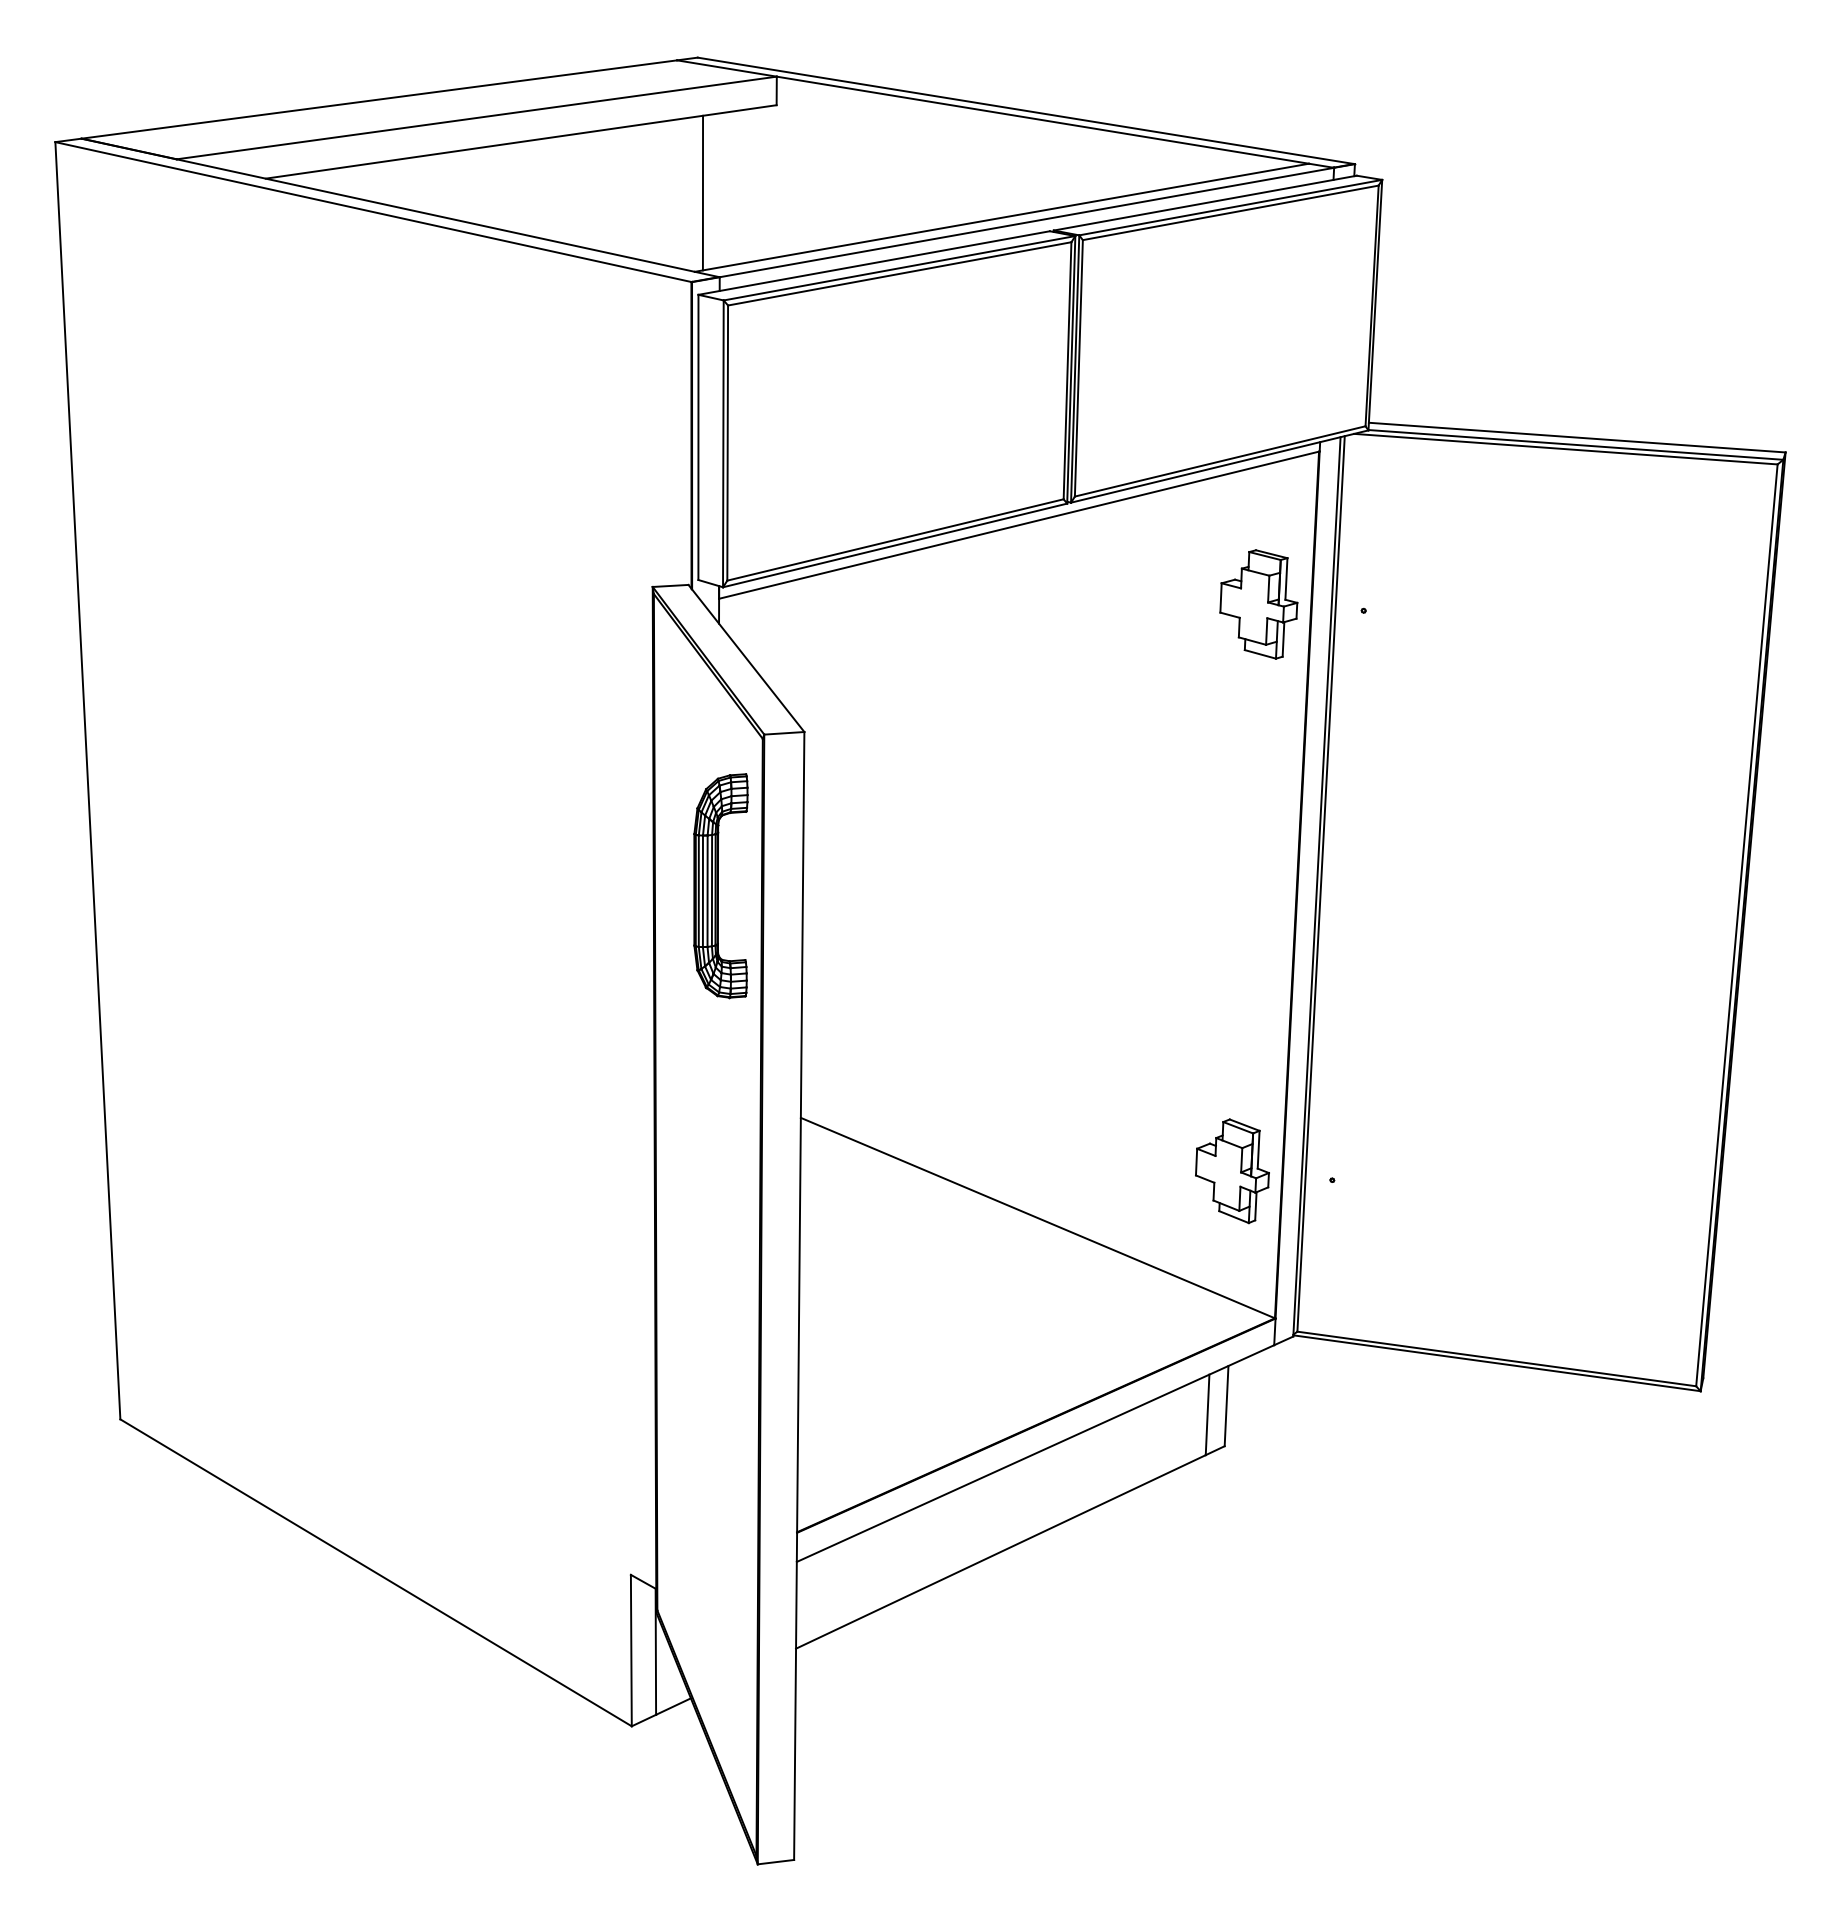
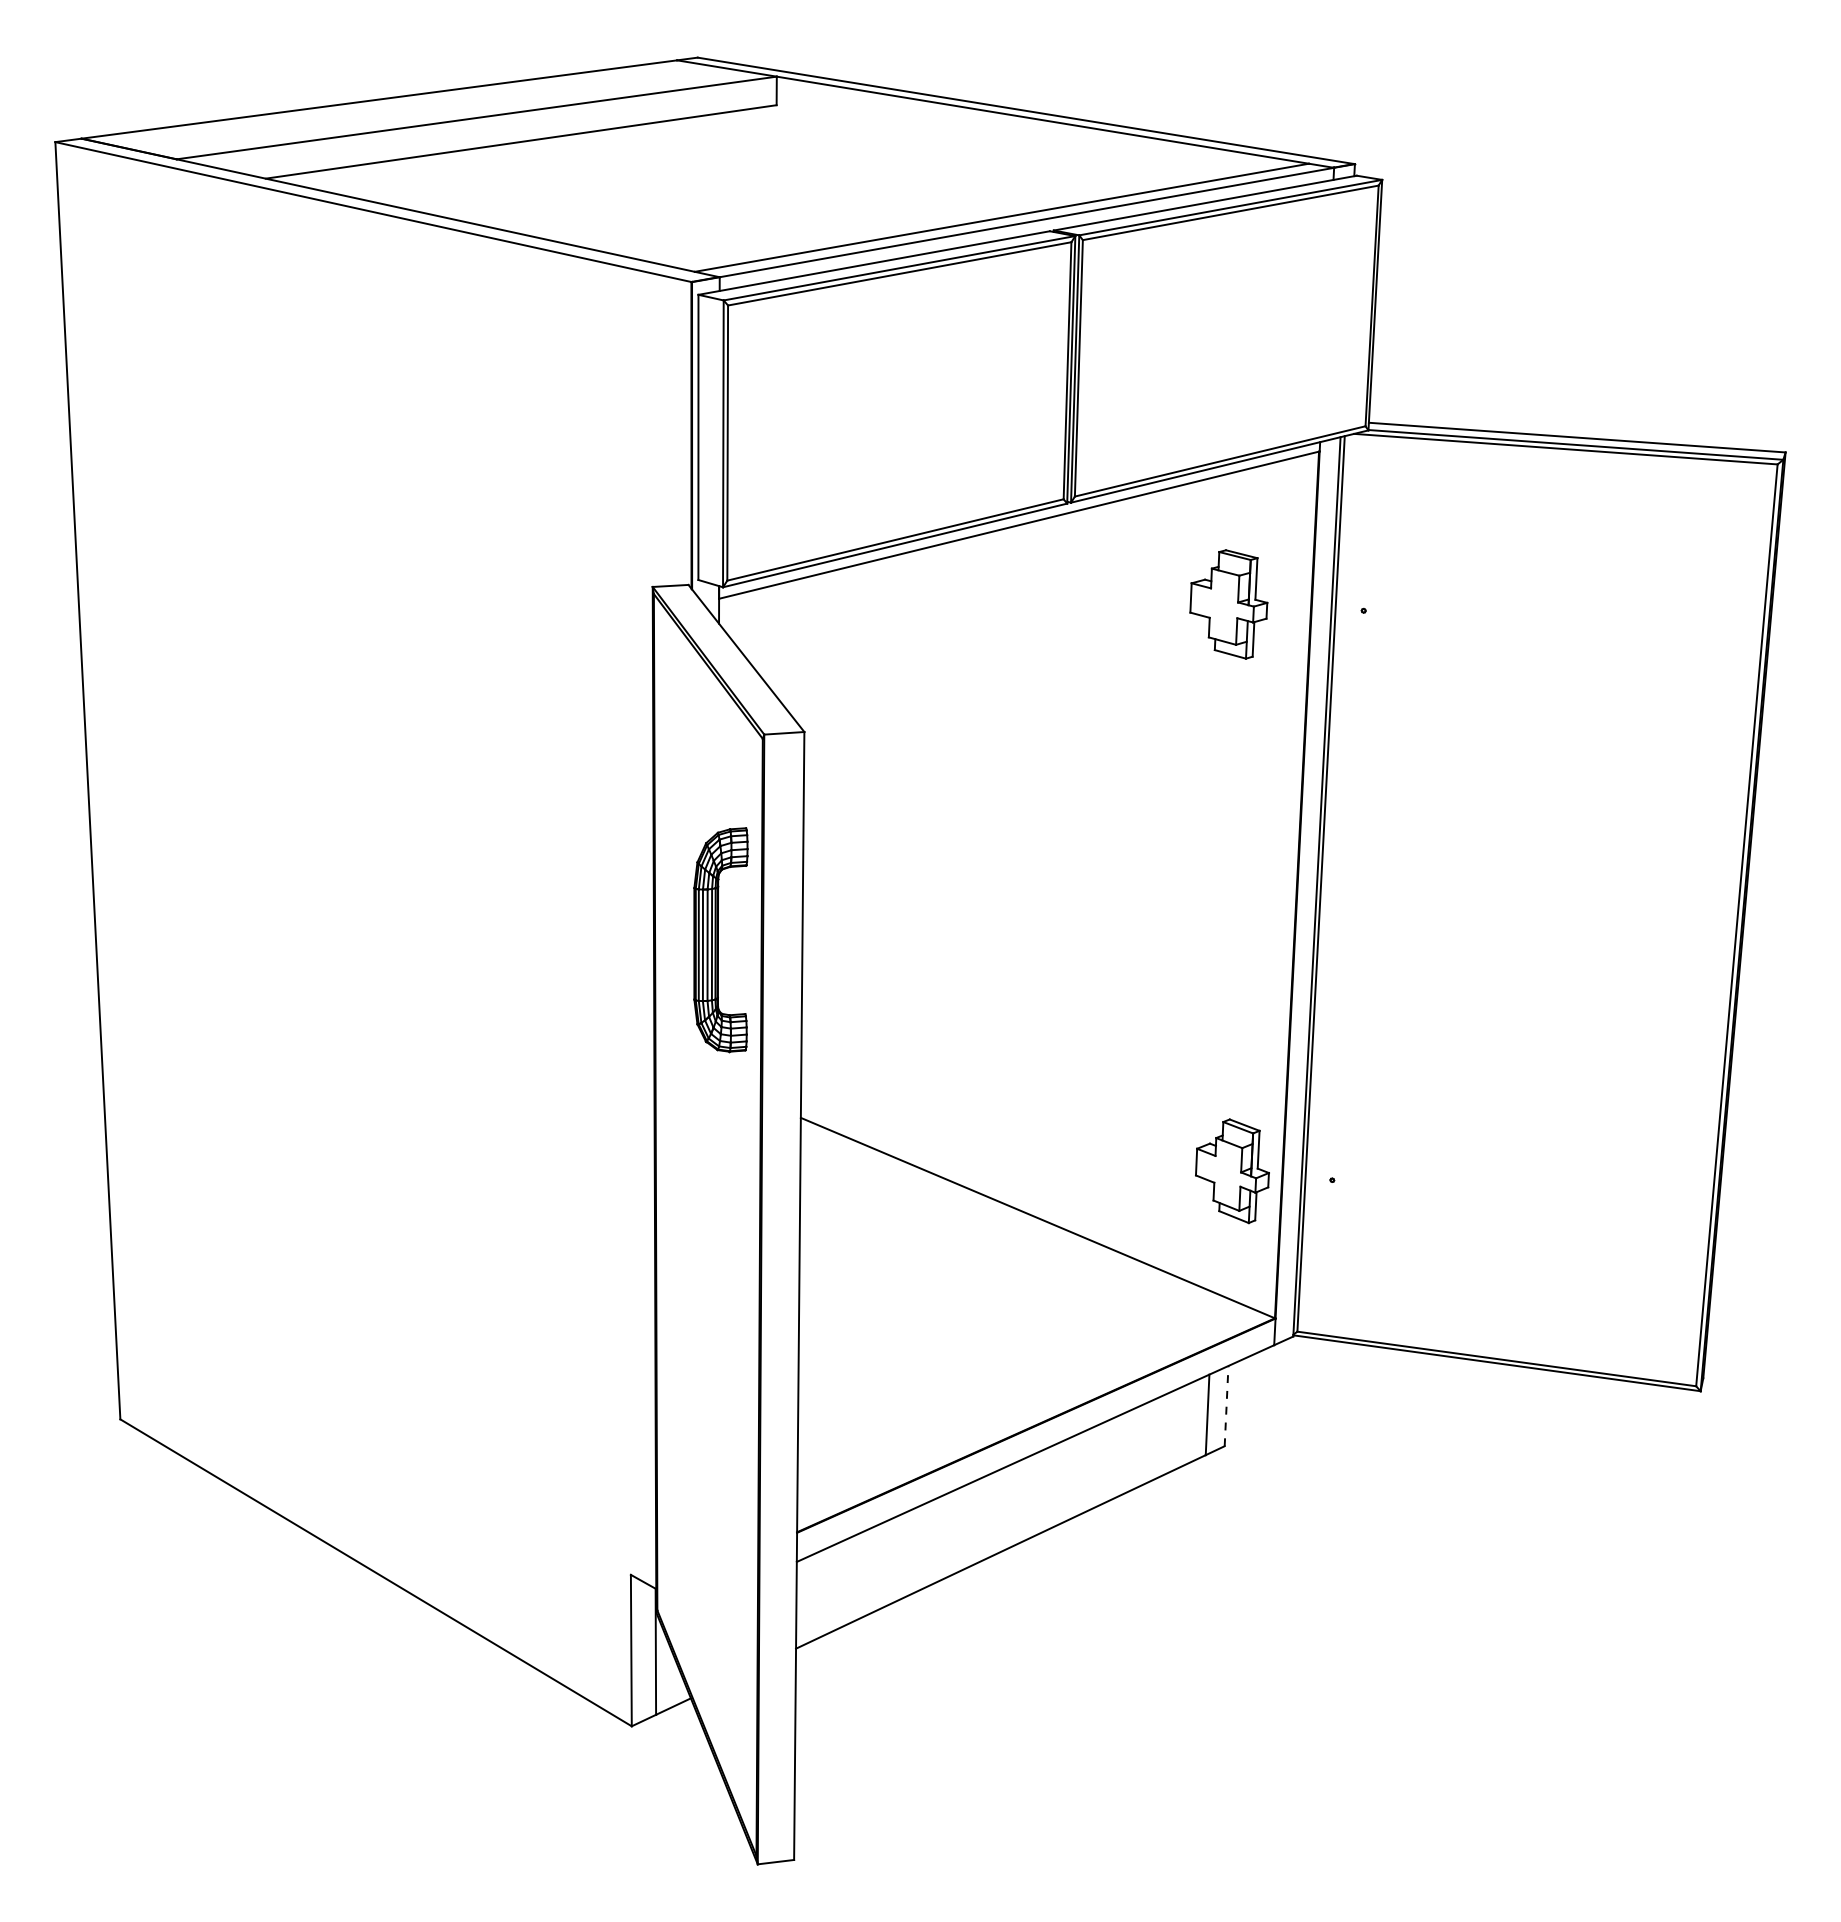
line: present -> none (702, 192)
part position: (1258, 604) -> (1228, 604) (1228, 604)
part position: (720, 886) -> (720, 940) (720, 940)
line: solid -> dashed (1226, 1405)
